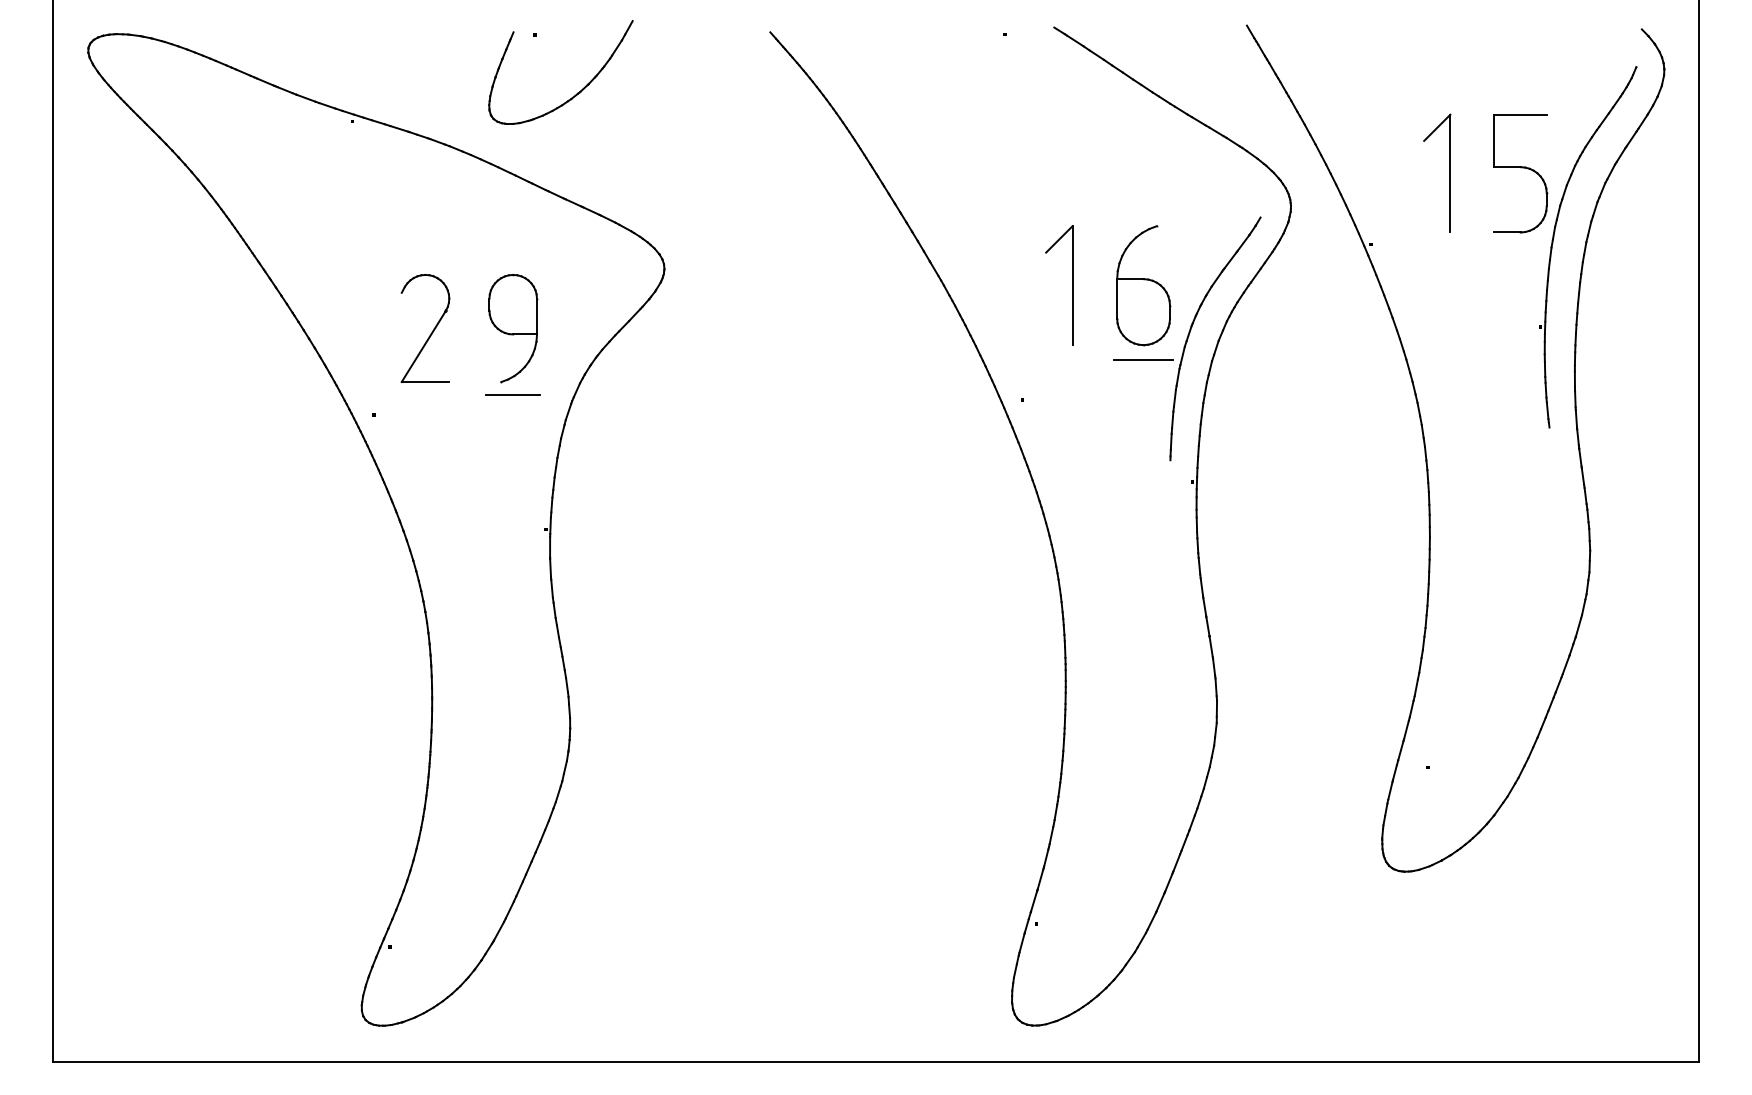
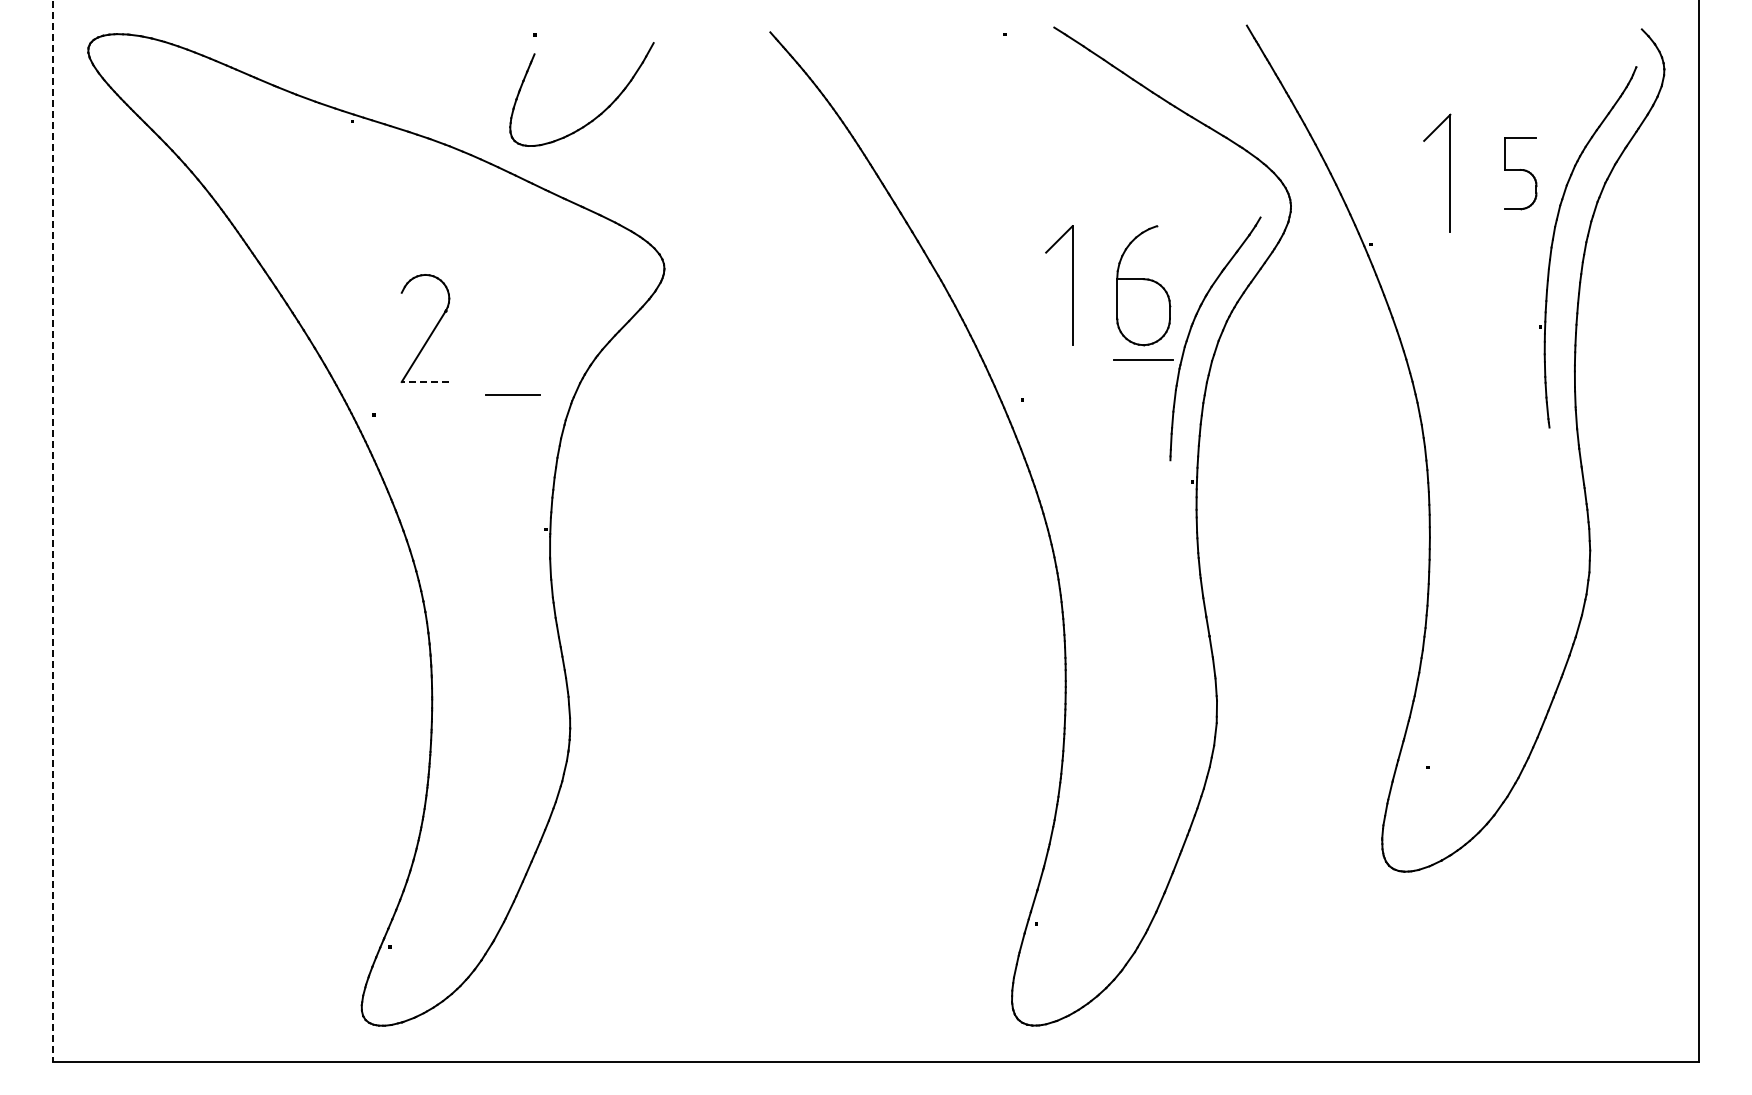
part position: (577, 92) -> (598, 114) (598, 114)
part size: 56x120 px -> 34x74 px (1520, 173)
part: present -> none (513, 328)
line: solid -> dashed (425, 382)
line: solid -> dashed (52, 531)
